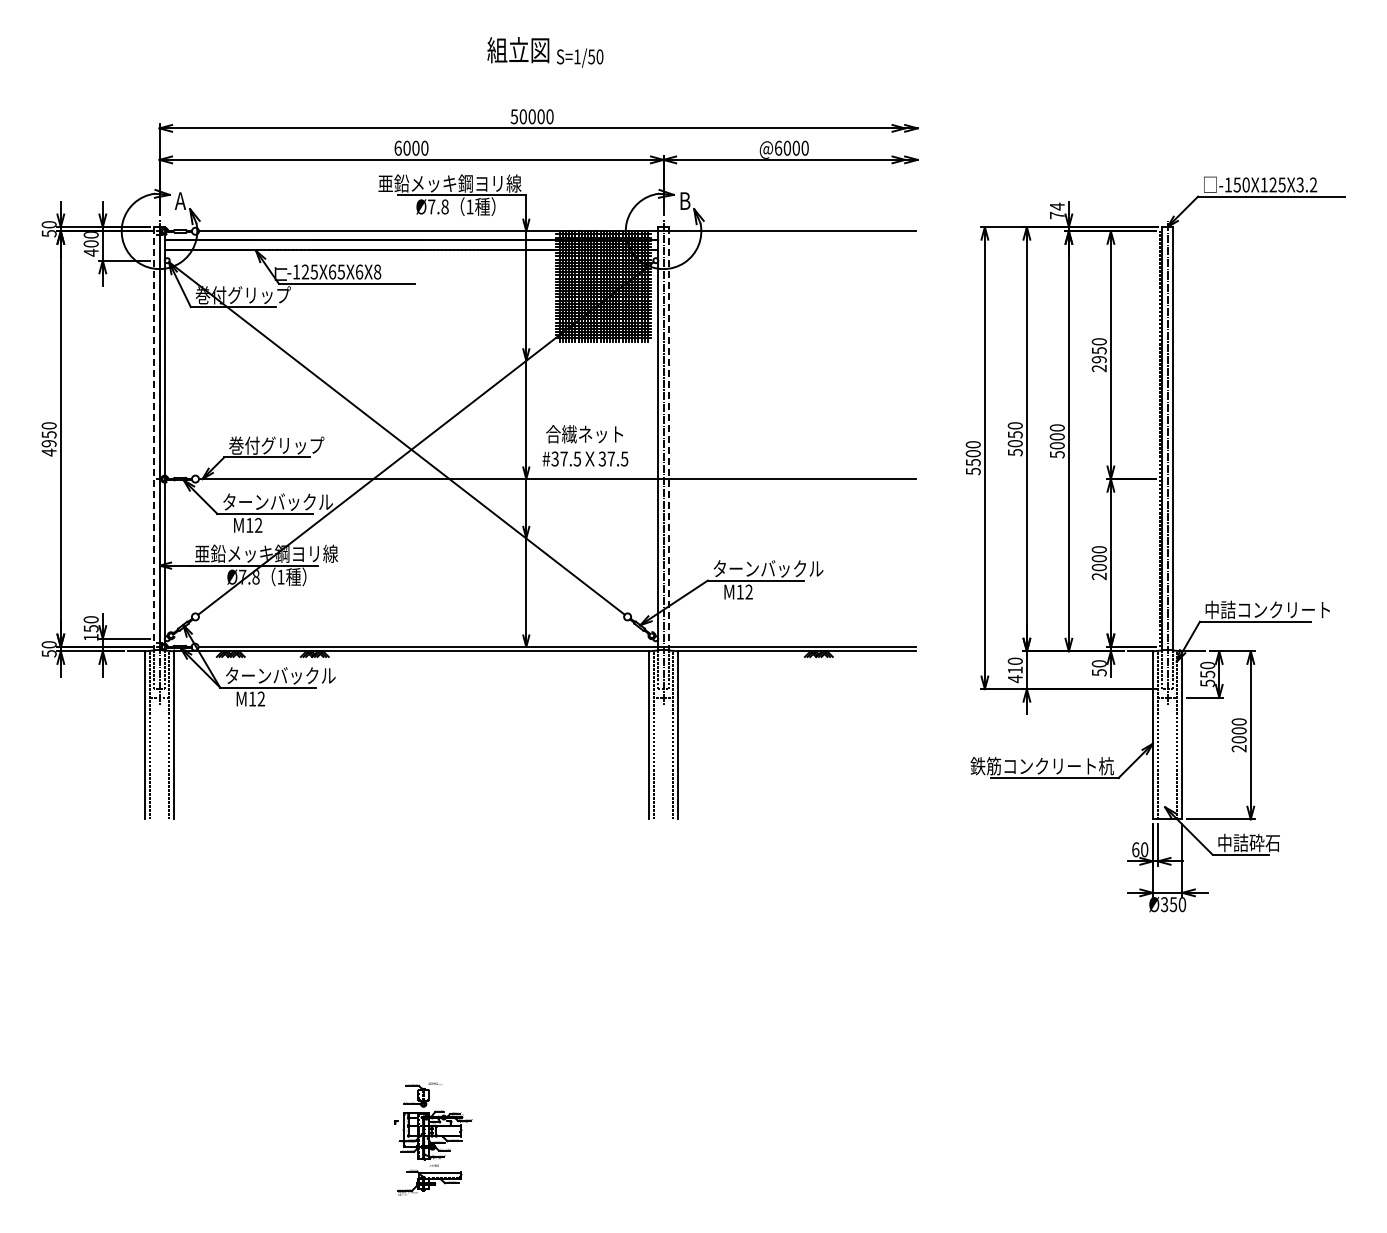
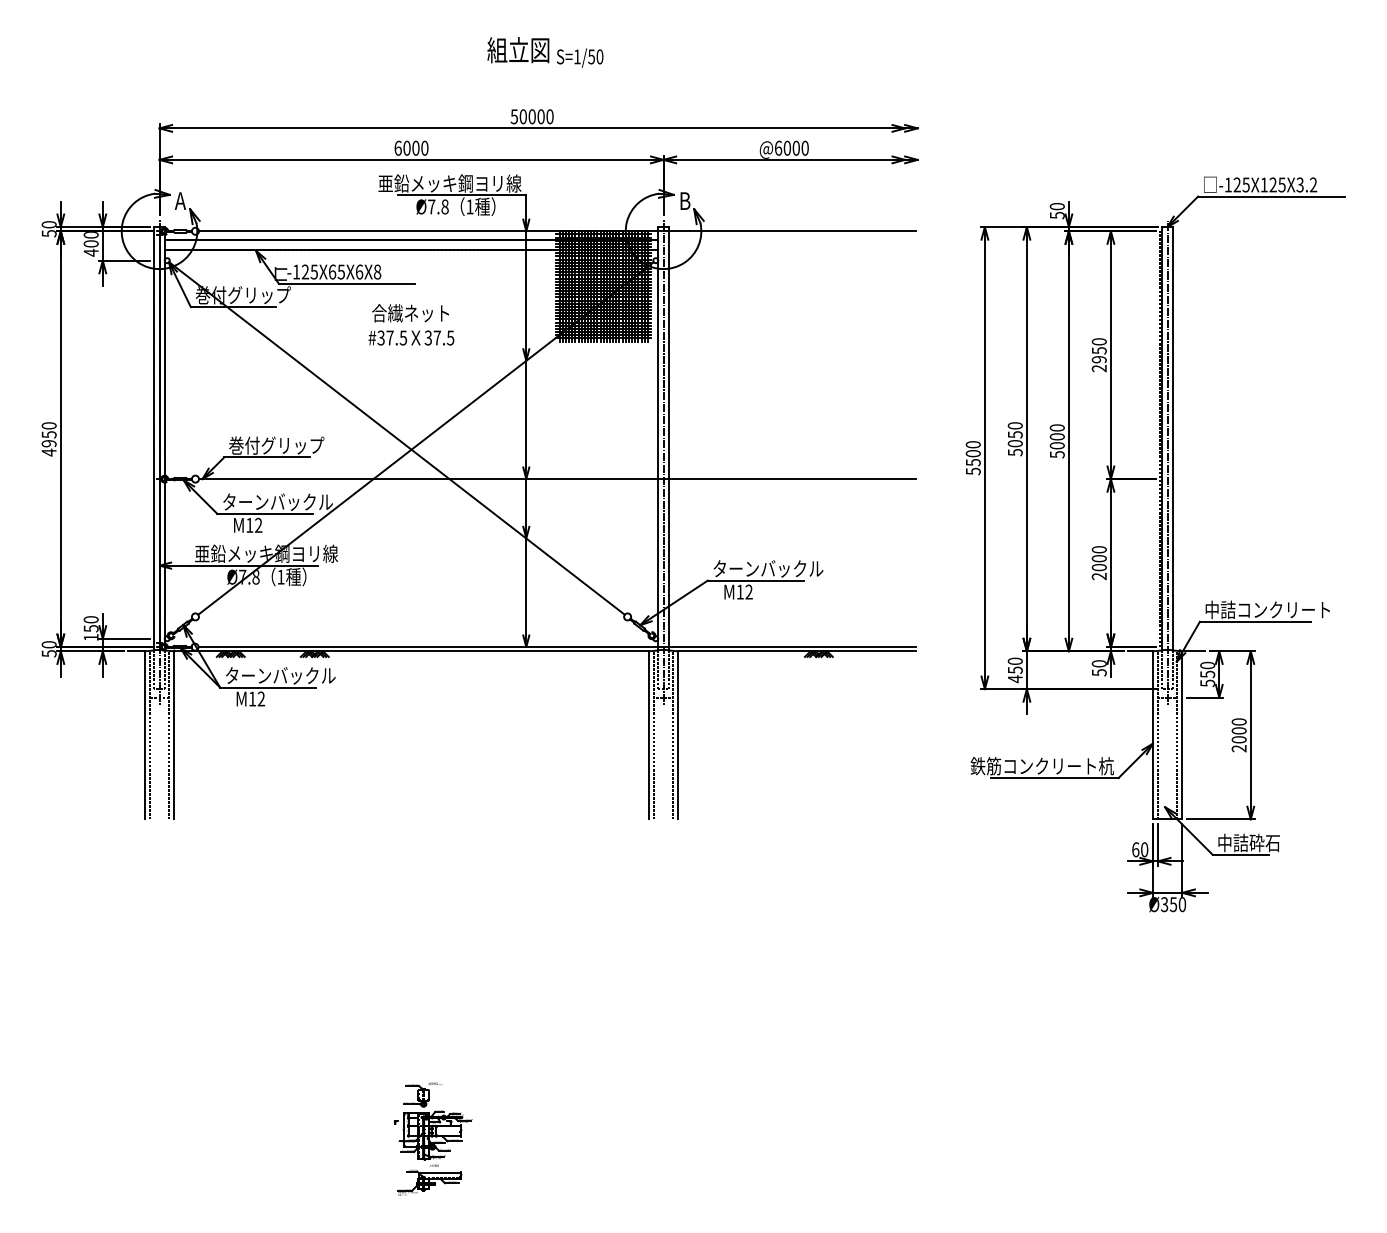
text: -150X125X3.2 -> -125X125X3.2 (1241, 184)
text: 74 -> 50 (1056, 210)
line: dashed -> solid (154, 438)
line: dashed -> solid (668, 438)
text position: (585, 445) -> (411, 324) (411, 324)
text: 410 -> 450 (1015, 669)
